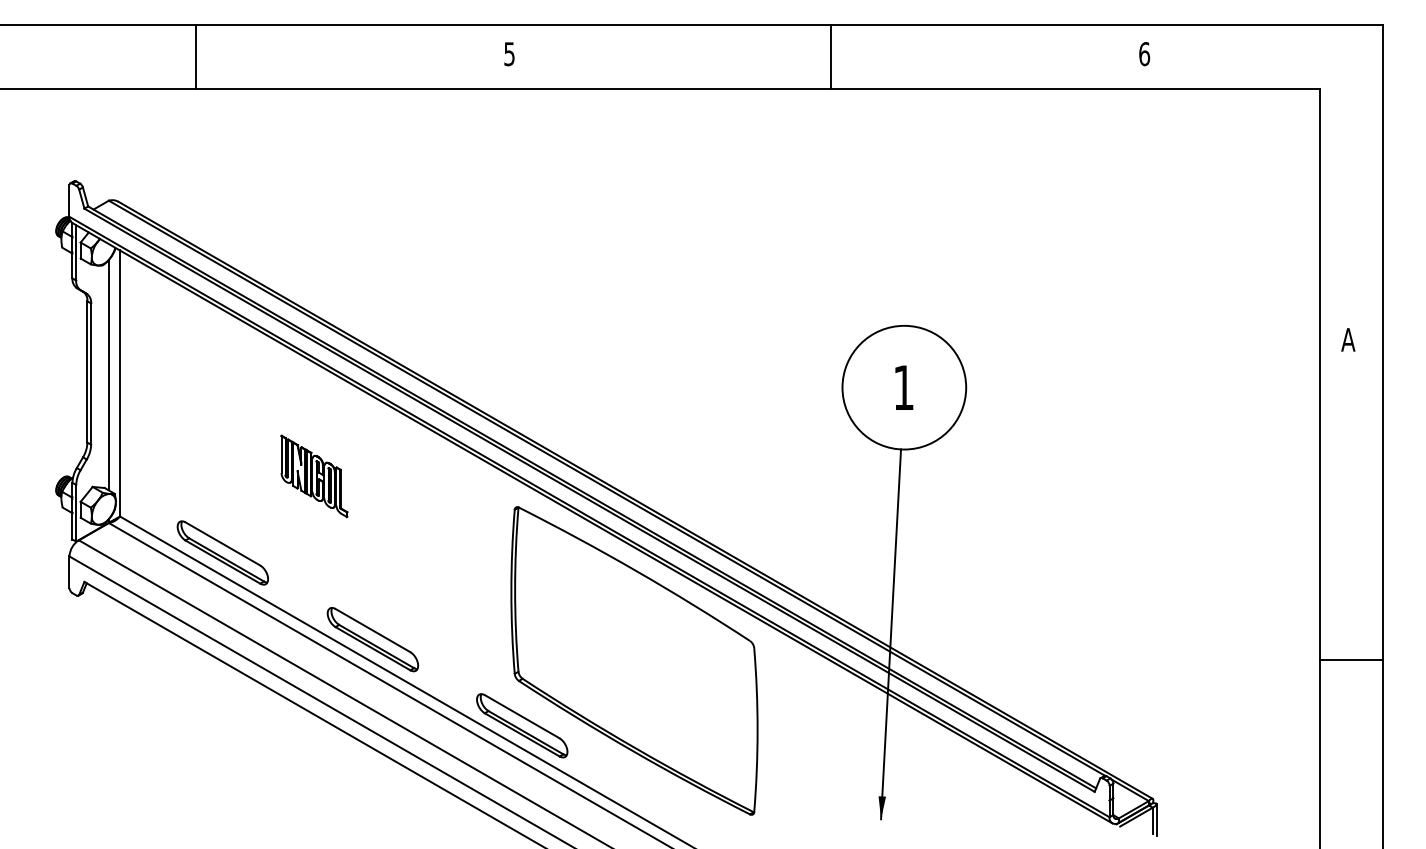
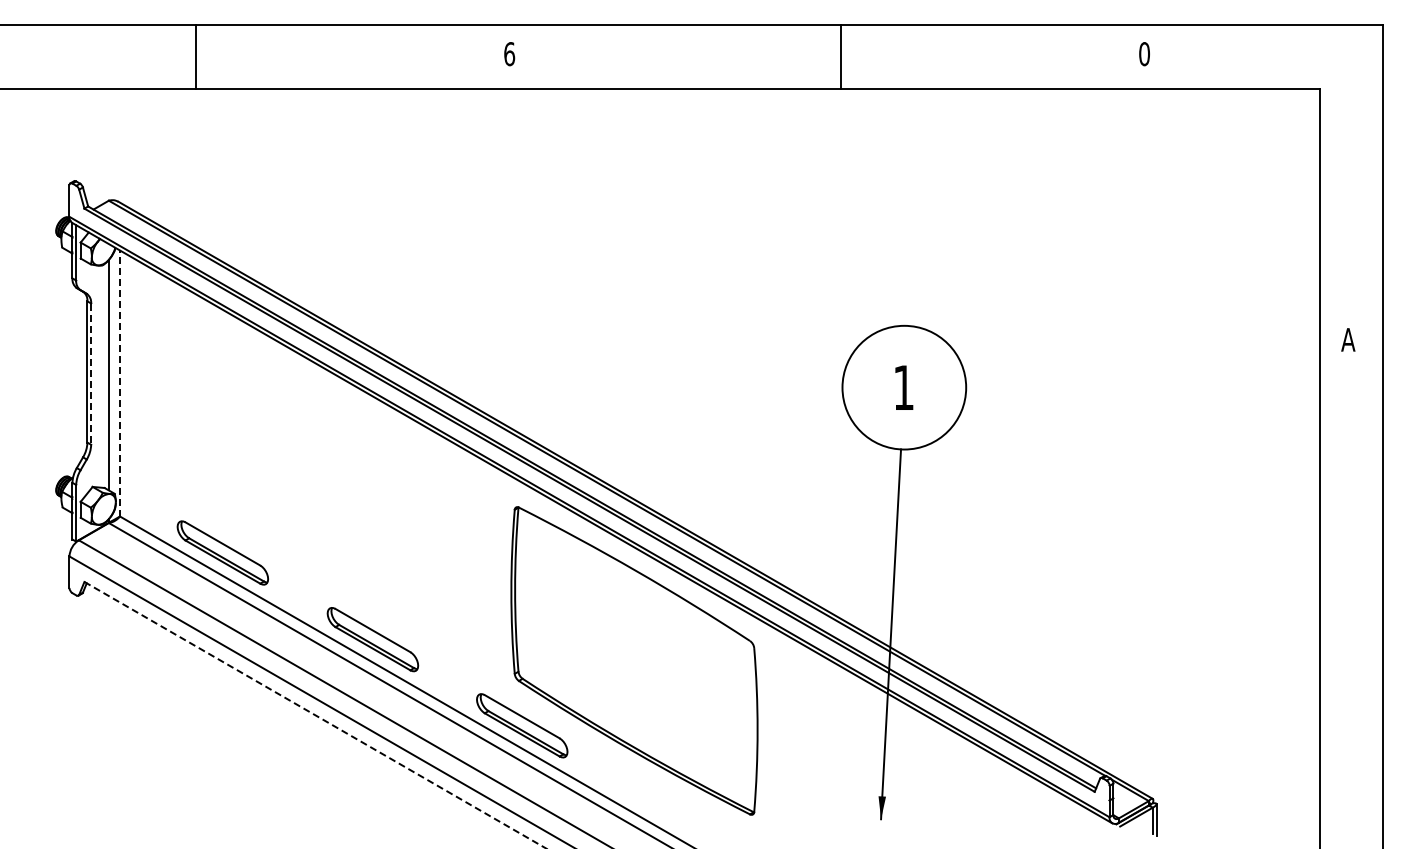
text: 6 -> 0 (1144, 53)
text: 5 -> 6 (509, 54)
line position: (830, 56) -> (840, 56) (840, 56)
line: solid -> dashed (91, 374)
line: solid -> dashed (120, 383)
part: present -> none (314, 475)
line: present -> none (1351, 660)
line: solid -> dashed (315, 715)
